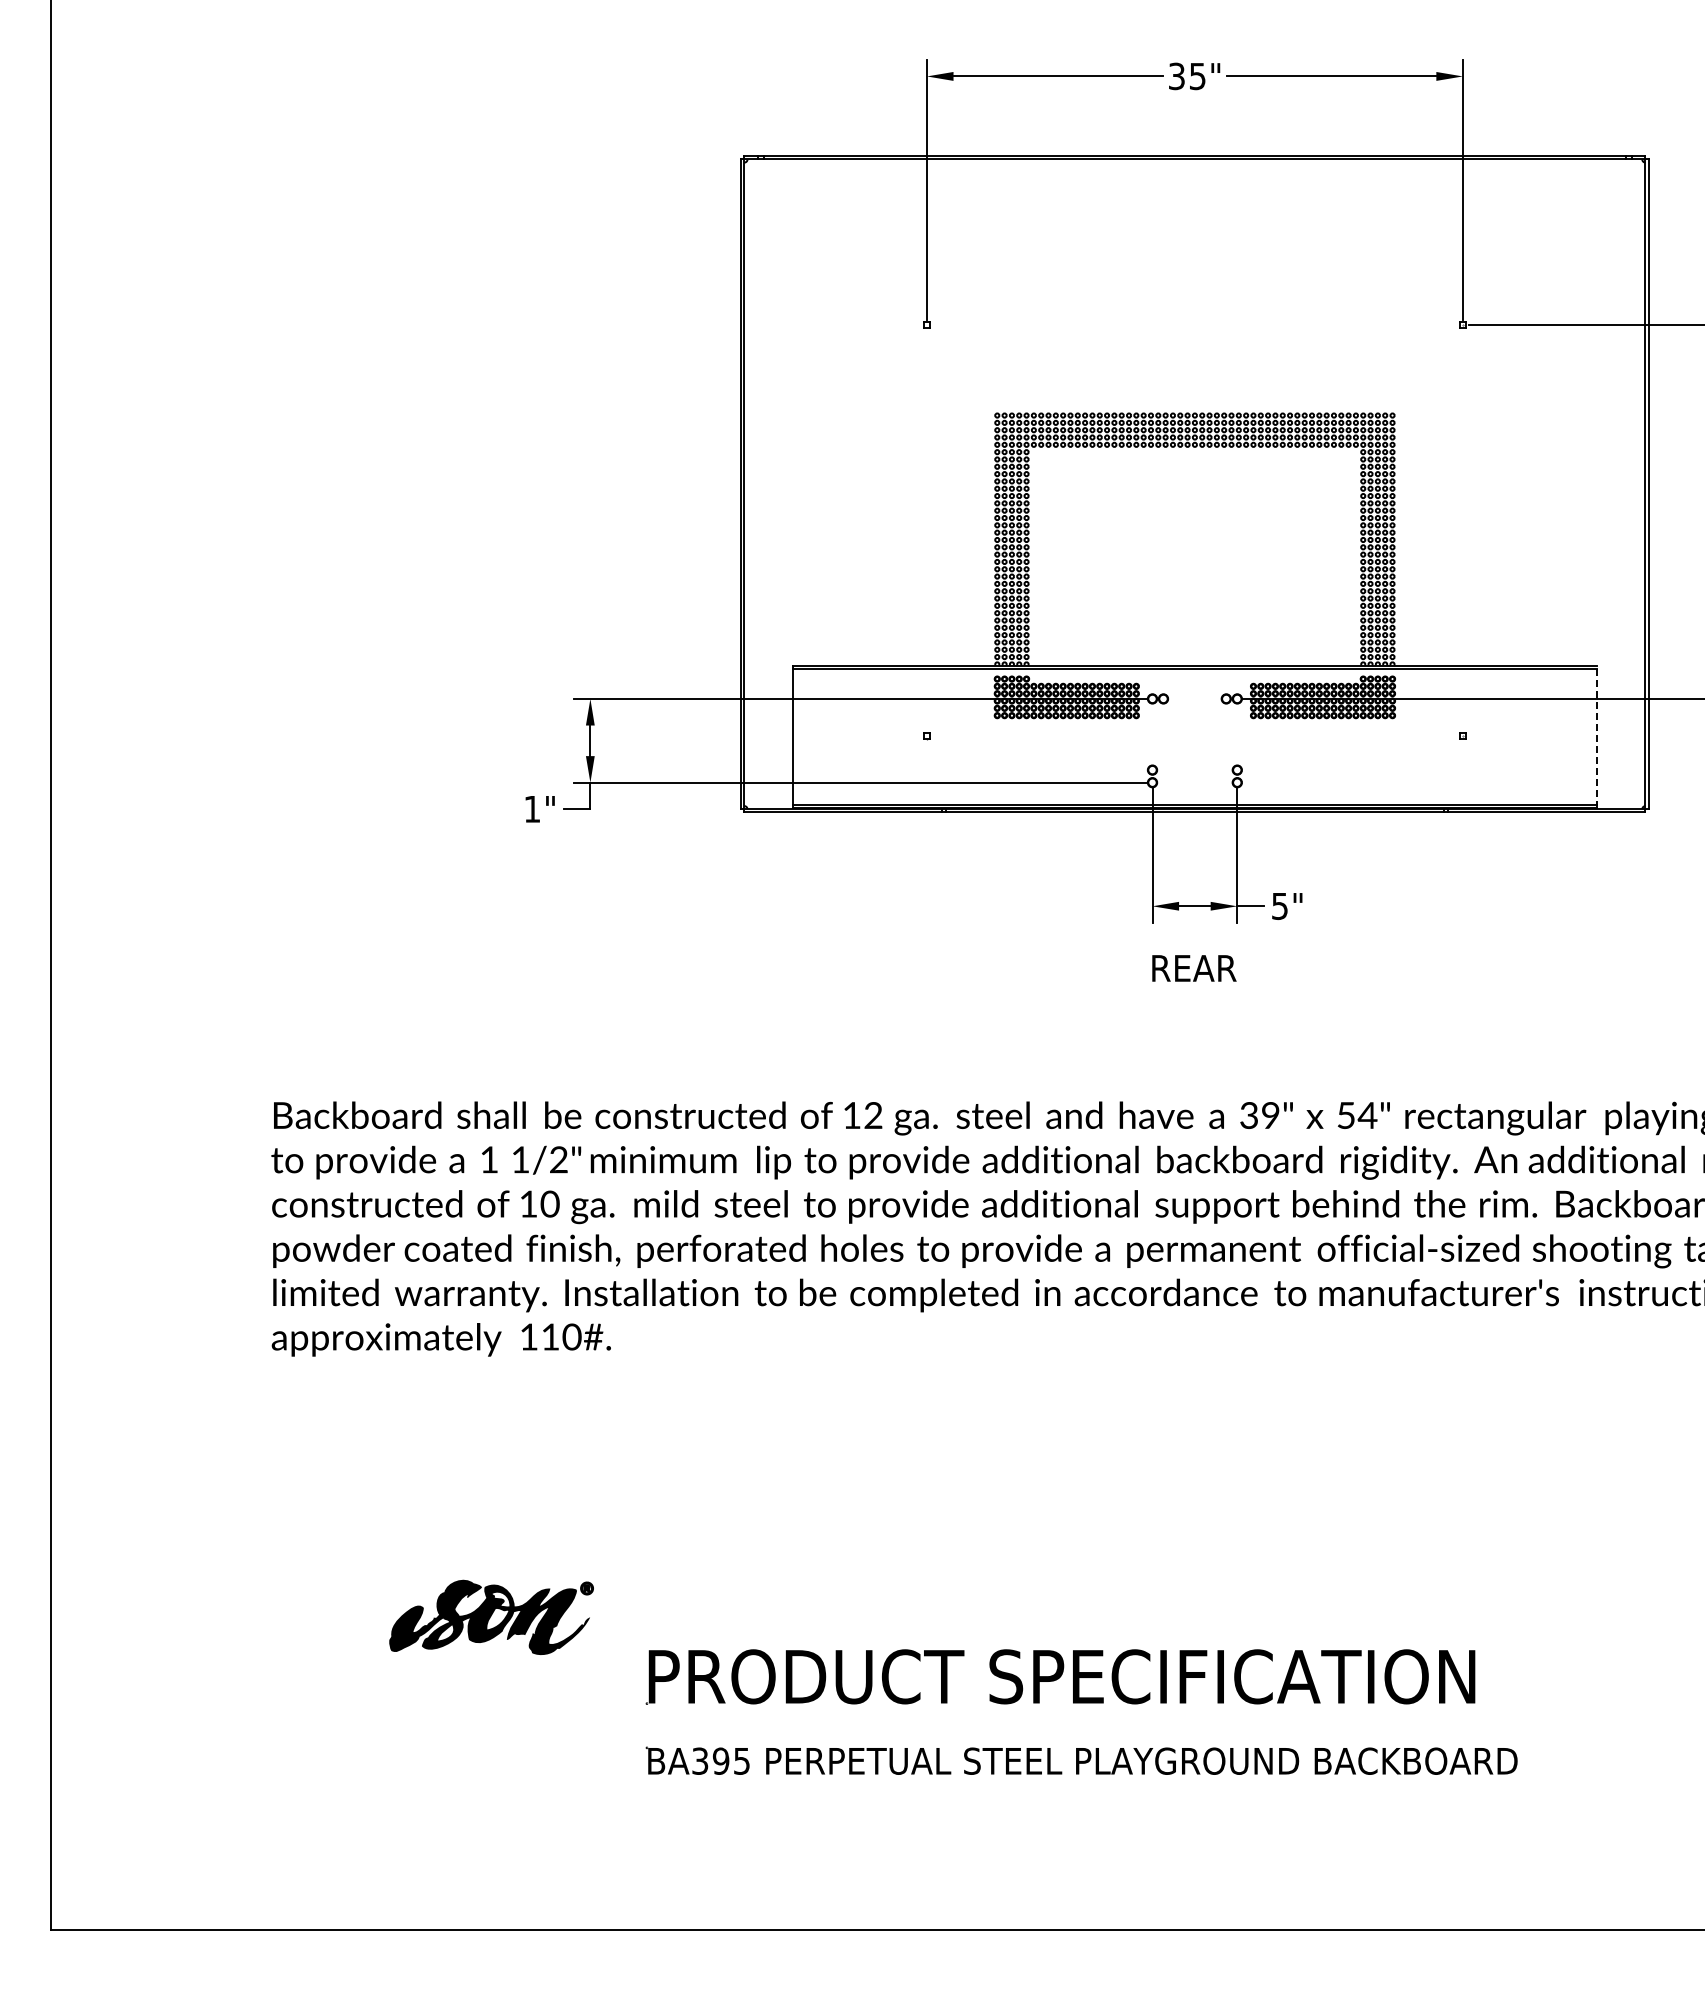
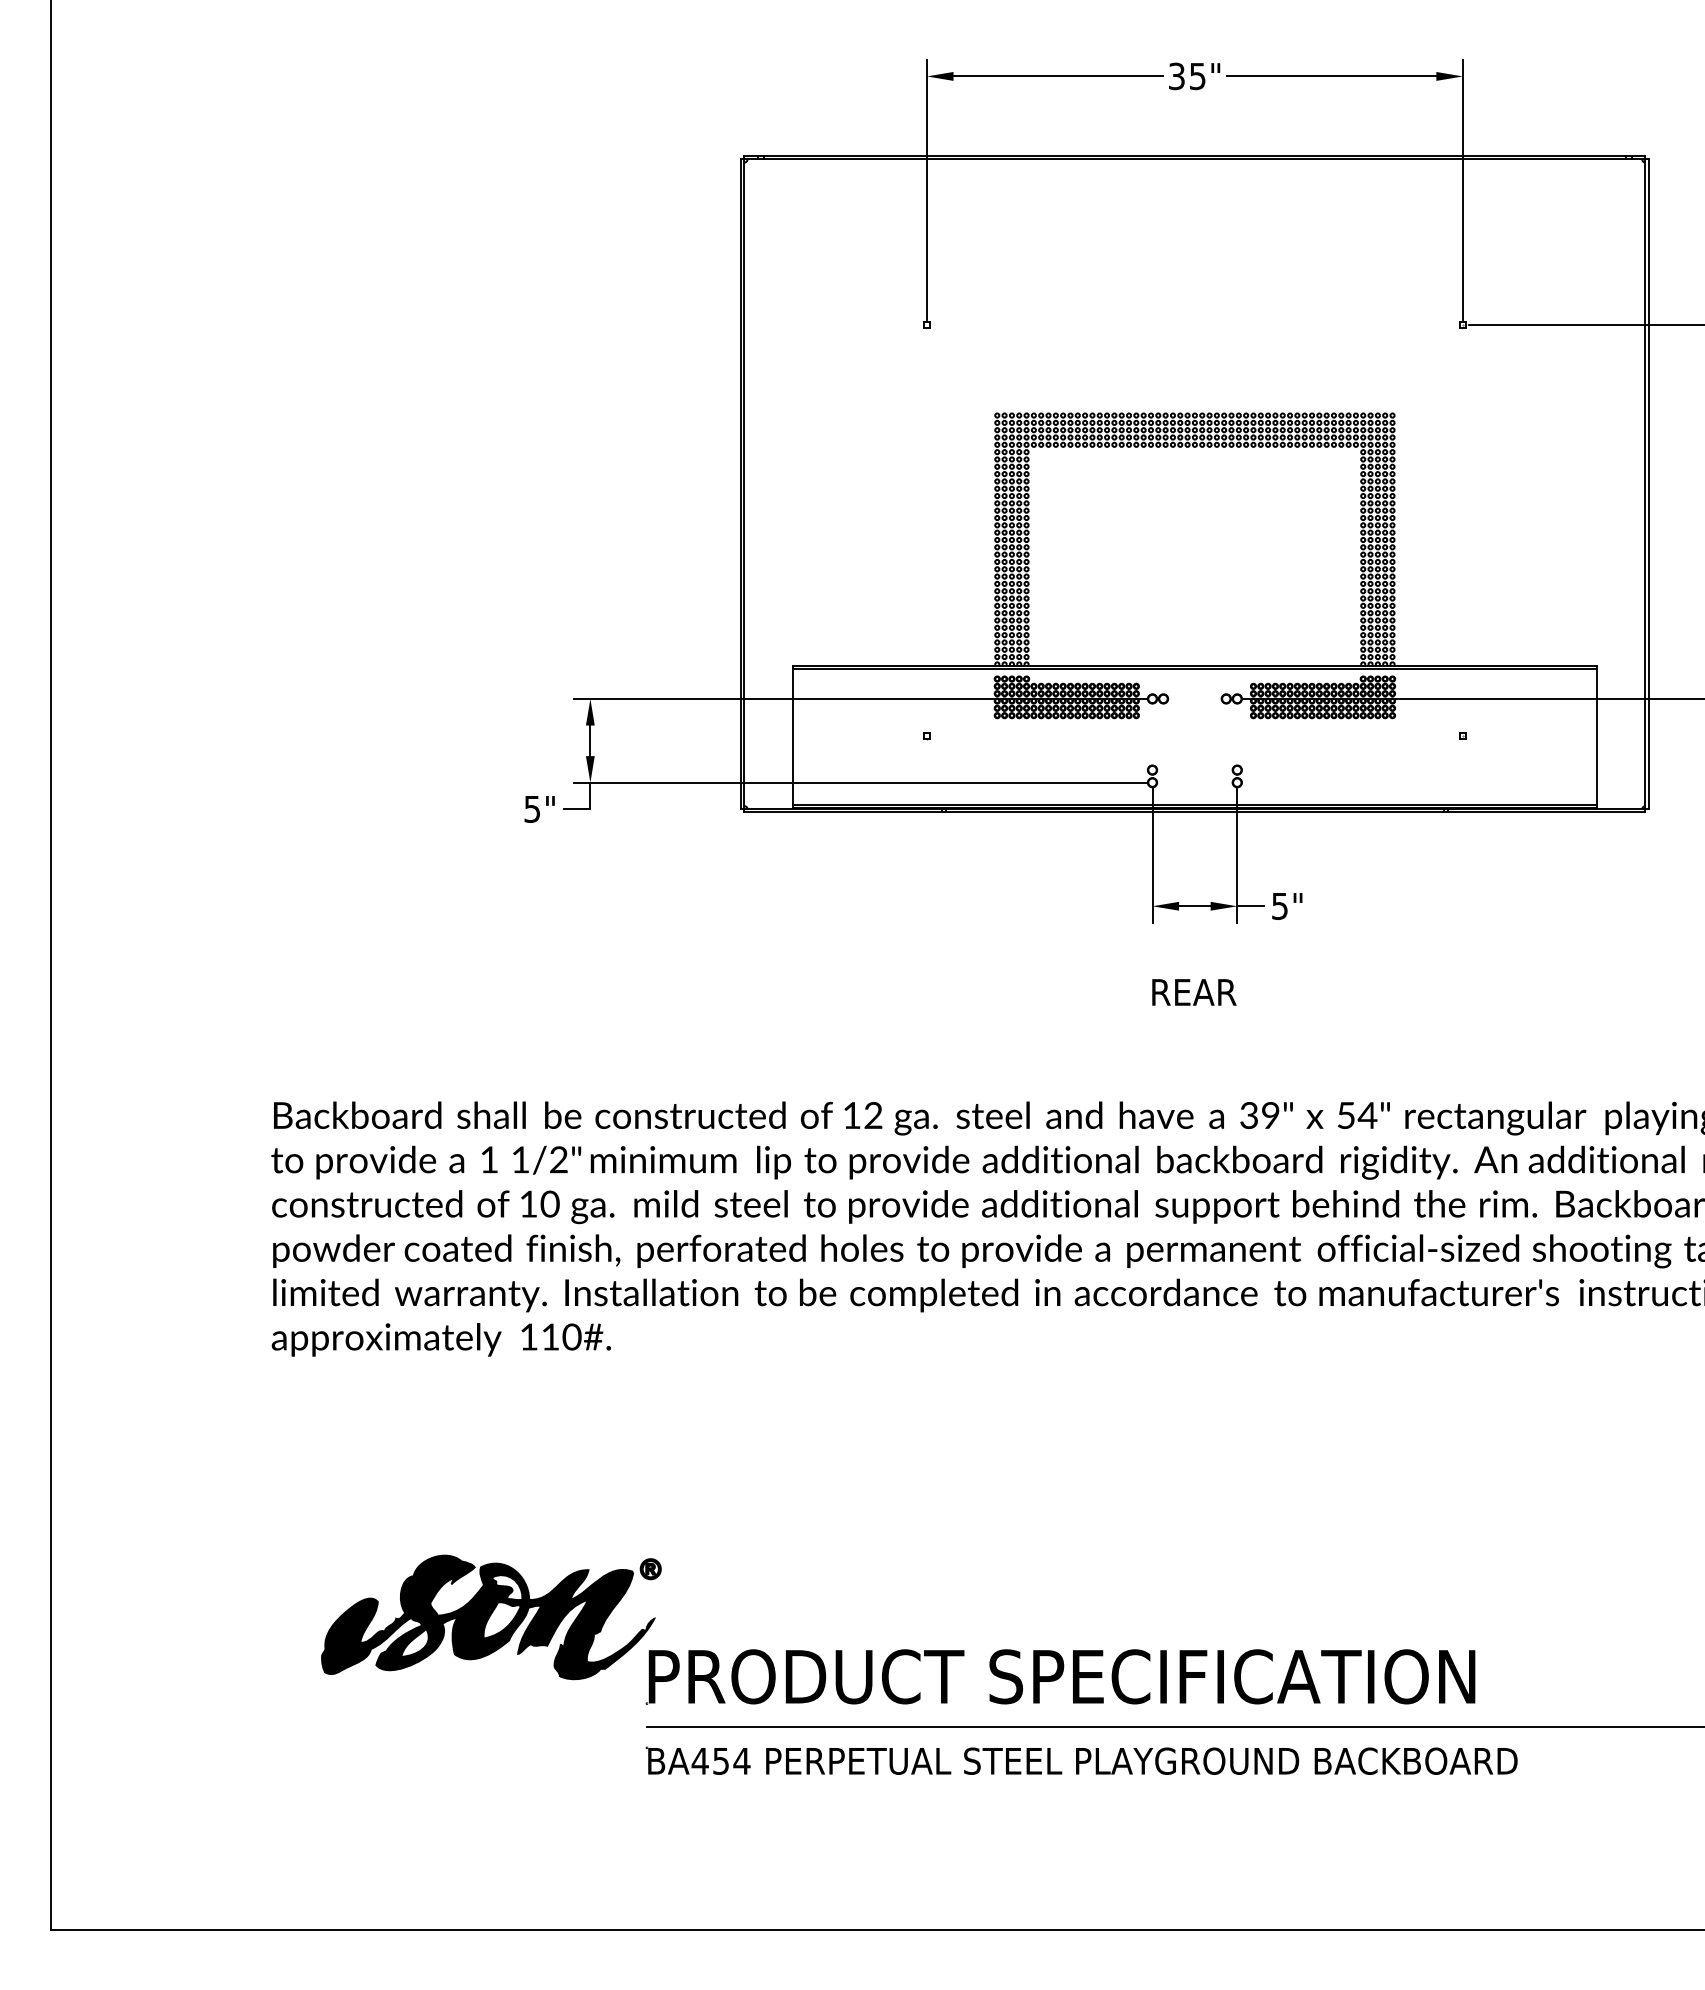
line: dashed -> solid (1596, 736)
text: 1" -> 5" (531, 809)
text position: (1194, 968) -> (1194, 992) (1194, 992)
part size: 205x76 px -> 341x127 px (491, 1617)
line: none -> present (1173, 1727)
text: BA395 -> BA454 (720, 1760)
